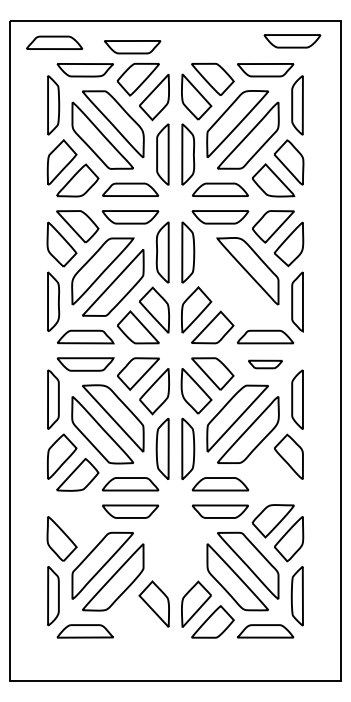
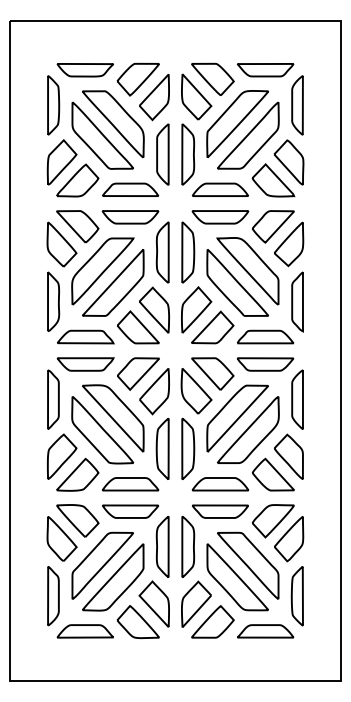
part: present -> none (292, 41)
part: present -> none (54, 42)
part: present -> none (132, 47)
part: none -> present (237, 282)
part size: 35x11 px -> 59x15 px (265, 364)
part: none -> present (273, 474)
part: none -> present (77, 520)
part: none -> present (162, 546)
part: none -> present (188, 546)
part: none -> present (137, 621)
